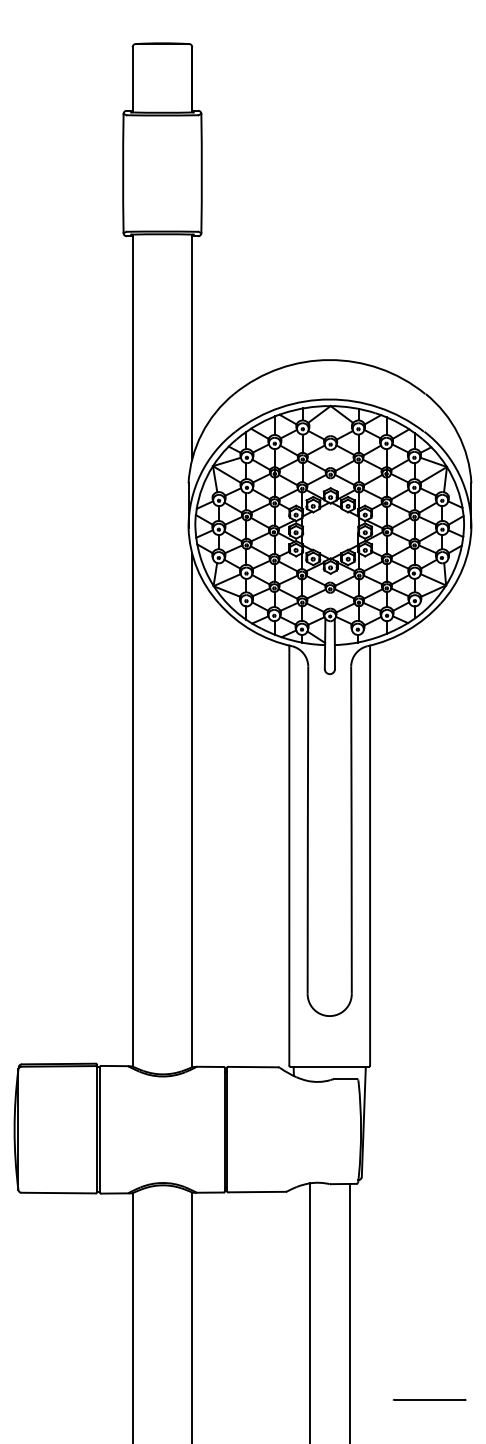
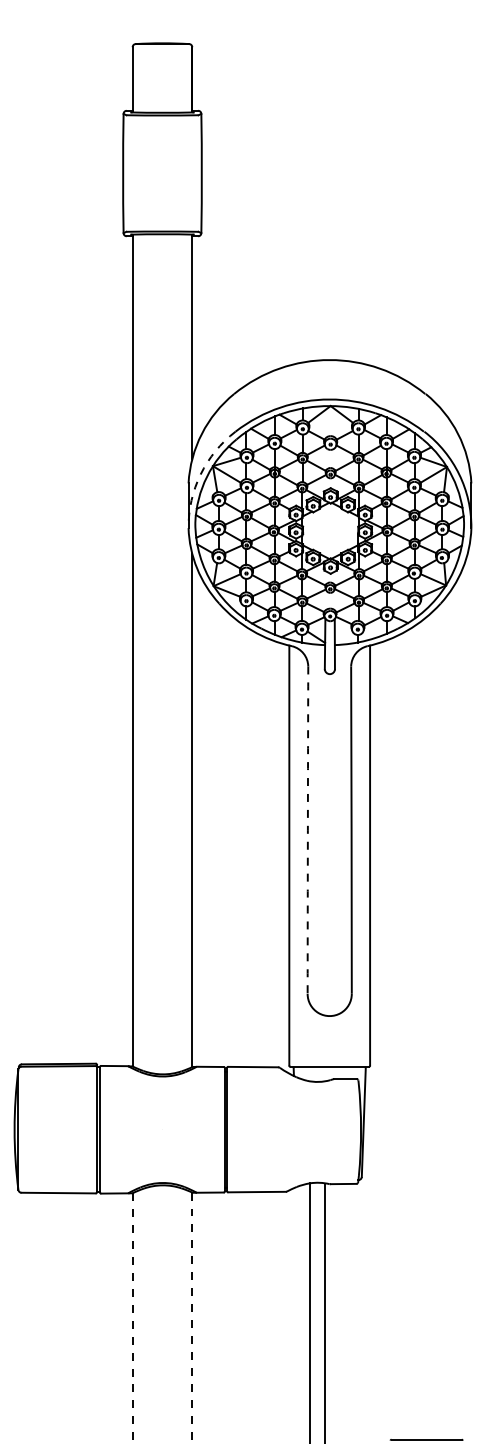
arc: solid -> dashed (200, 474)
arc: solid -> dashed (307, 830)
line position: (349, 1311) -> (324, 1311) (324, 1311)
line: solid -> dashed (132, 1318)
line: solid -> dashed (192, 1318)
line position: (429, 1399) -> (426, 1439) (426, 1439)
